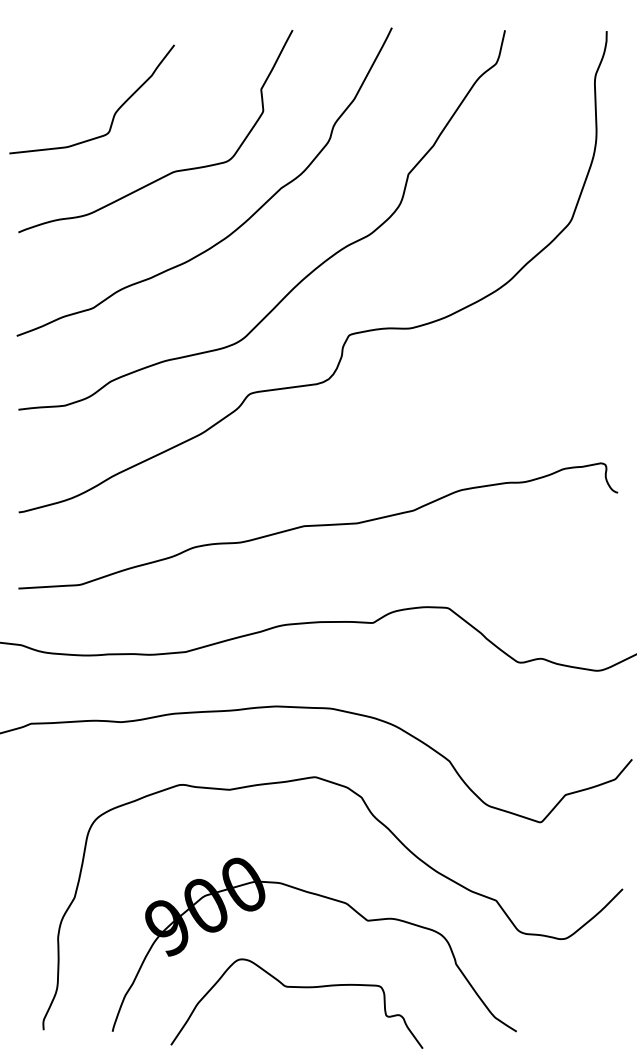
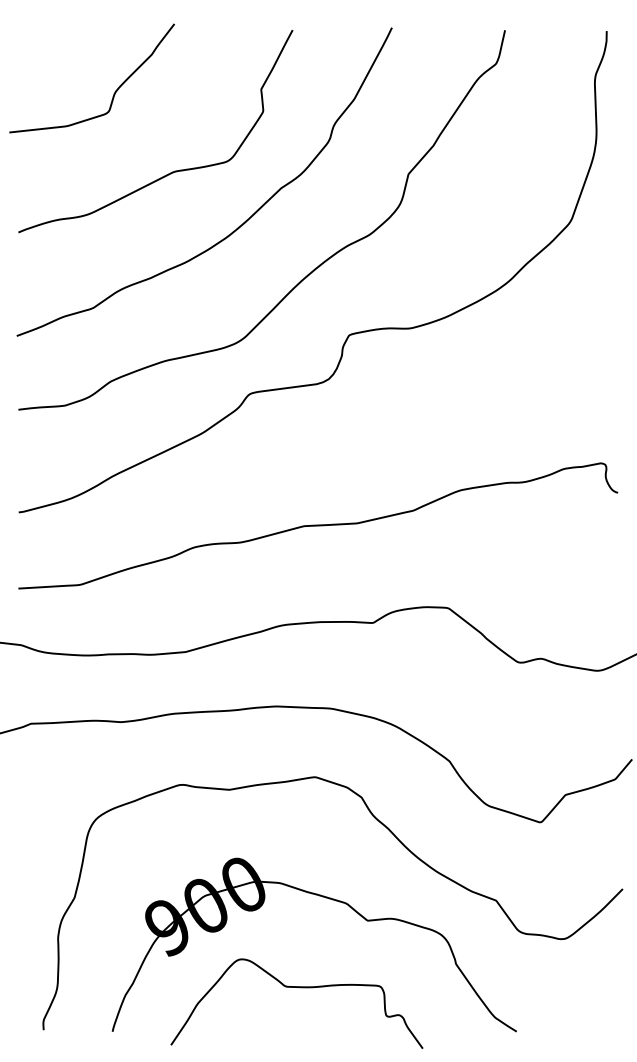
curve position: (114, 112) -> (114, 91) (114, 91)
